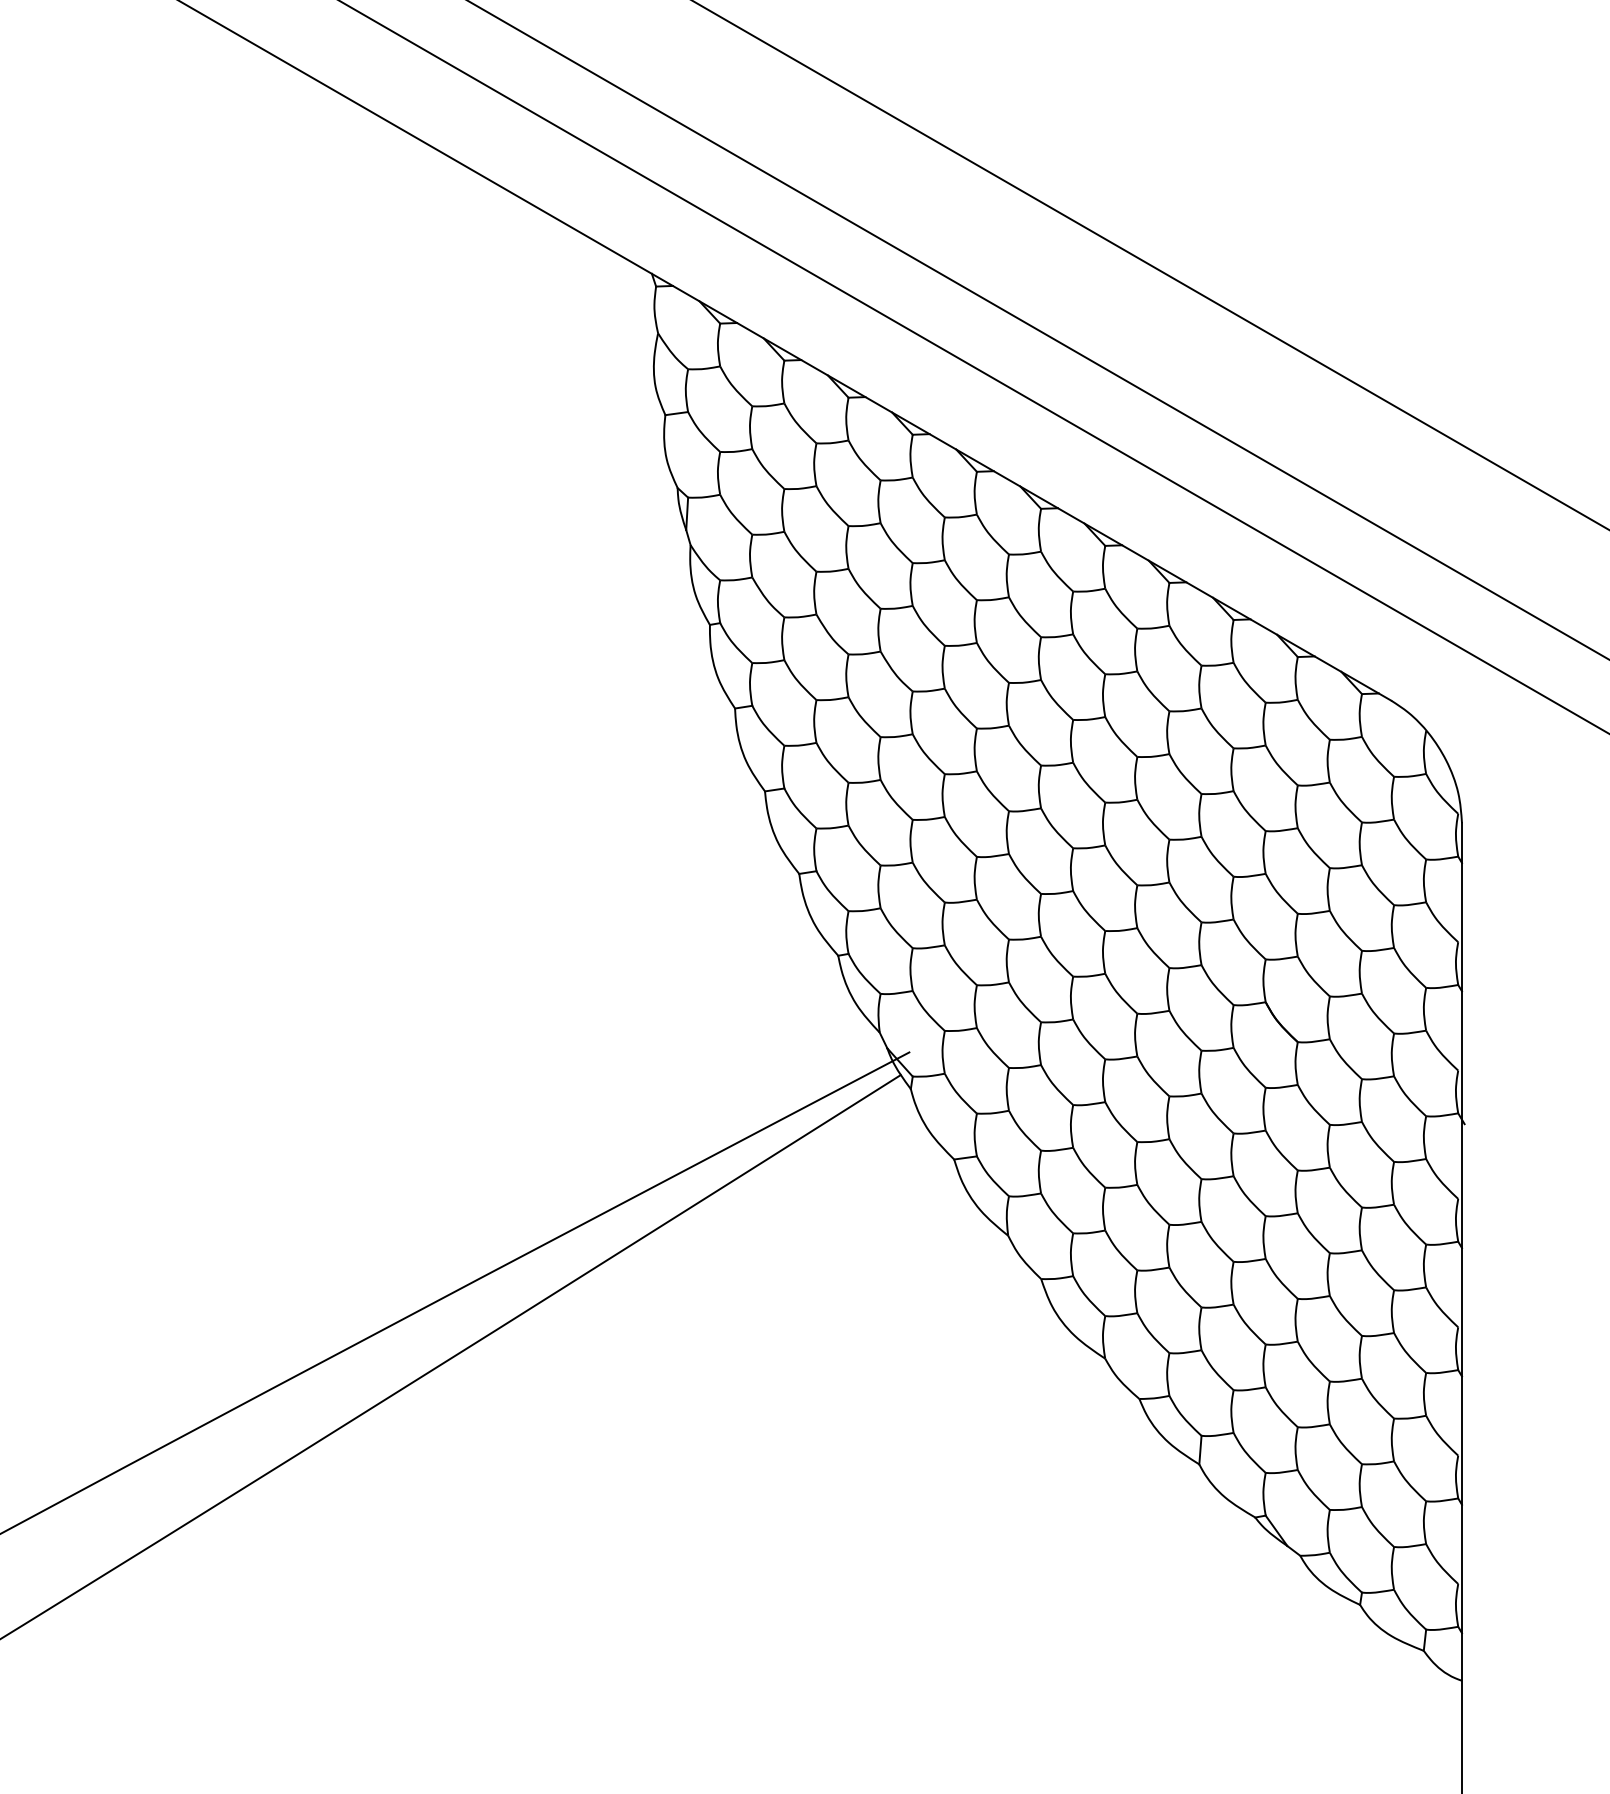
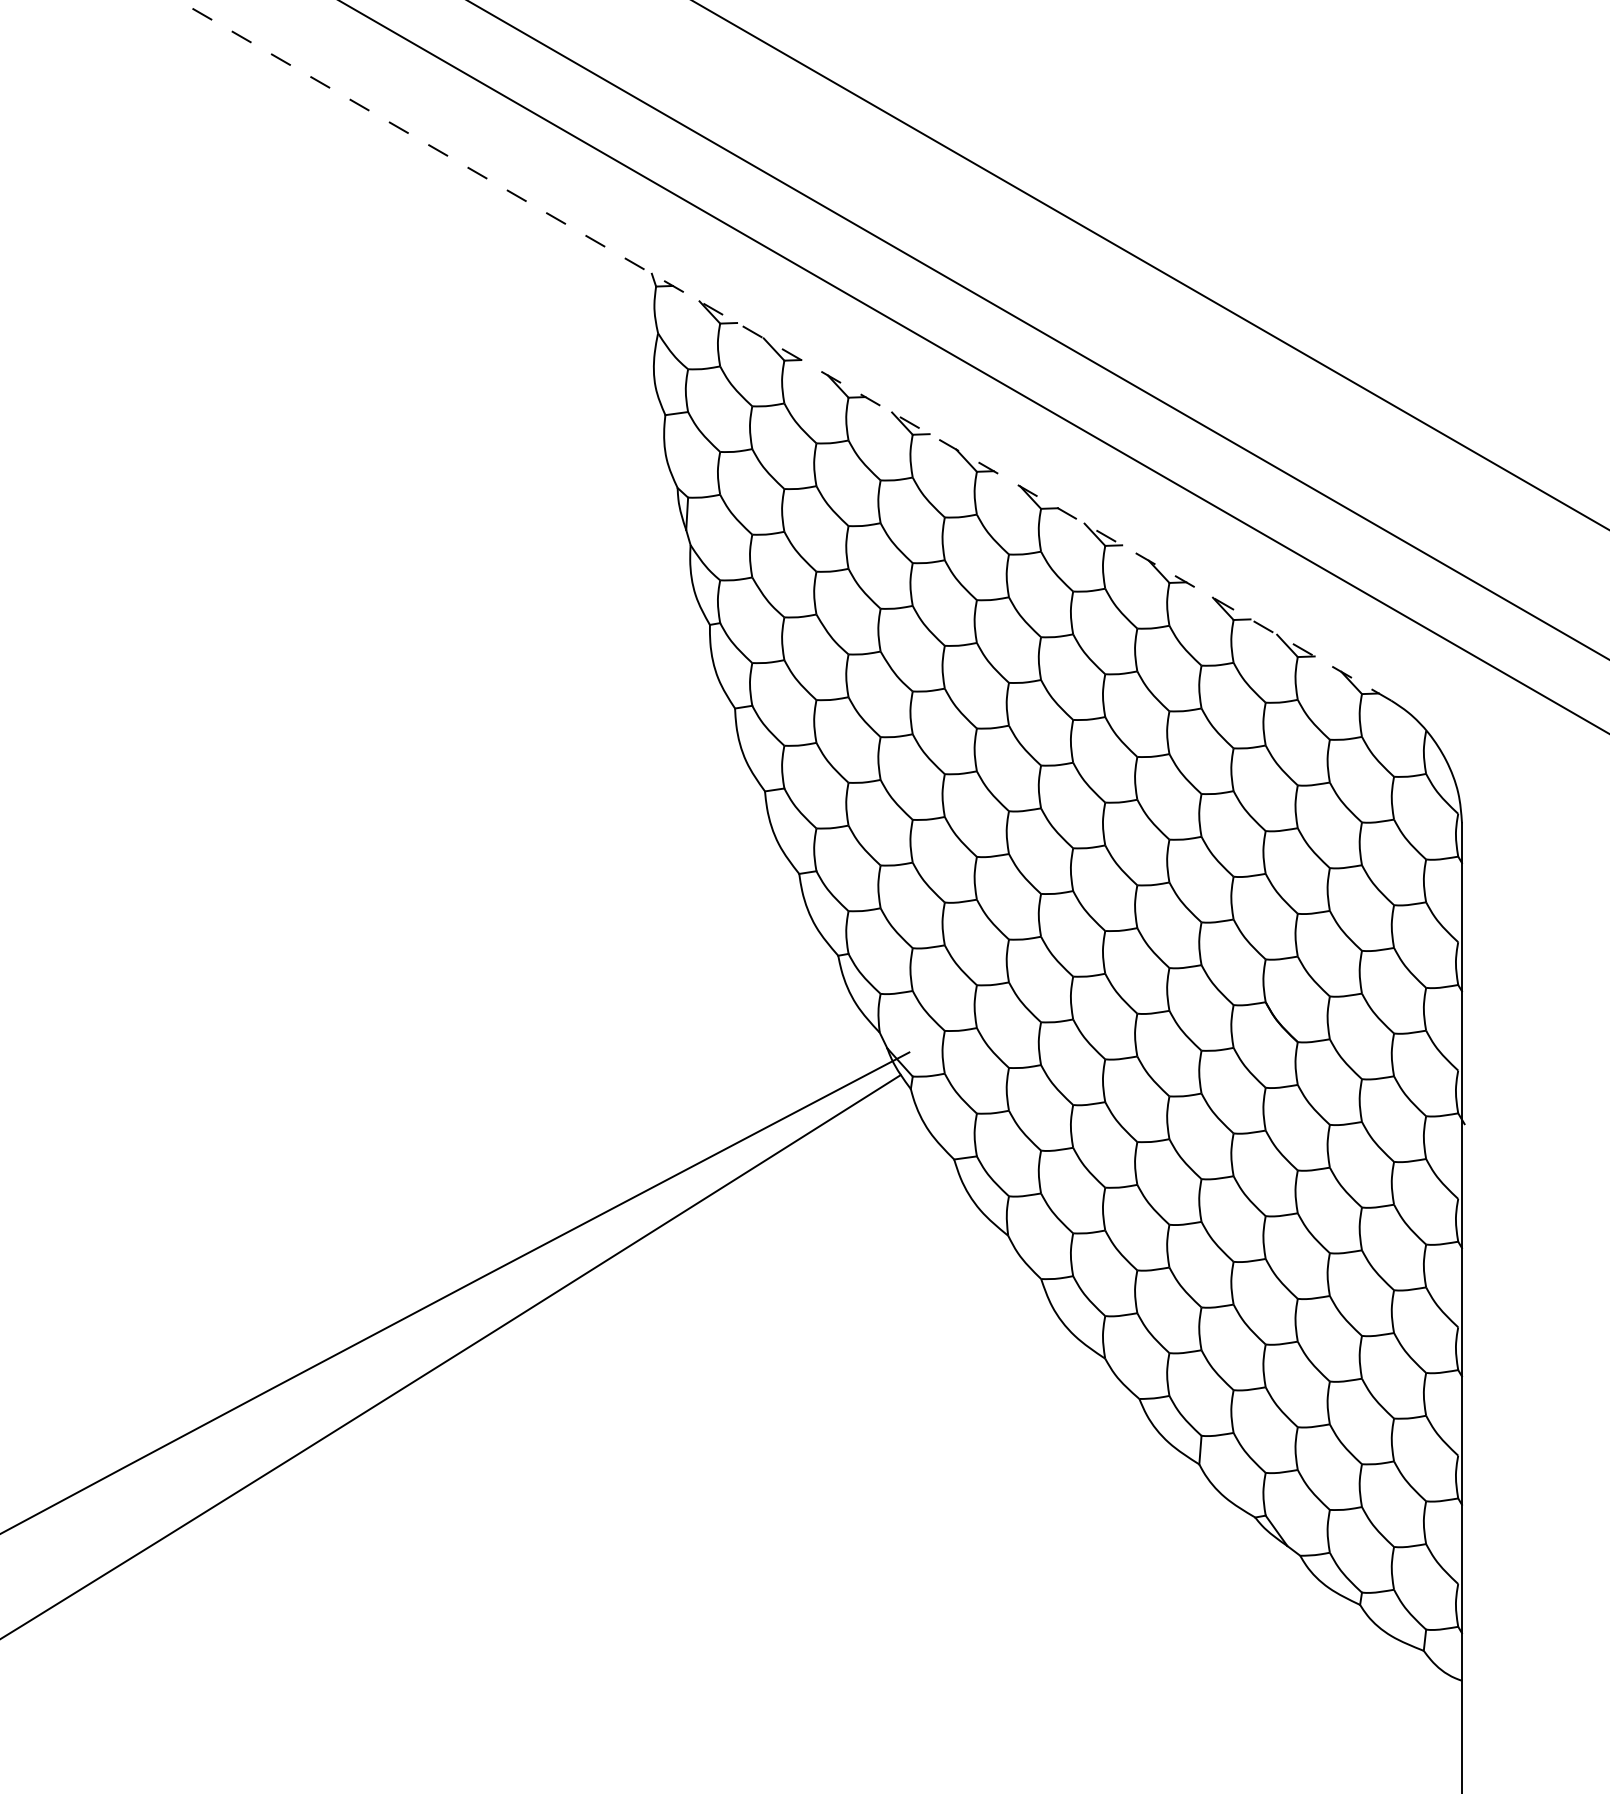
line: solid -> dashed (784, 350)
